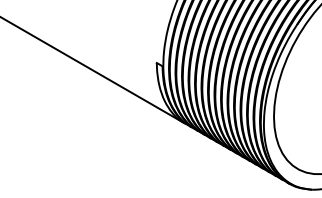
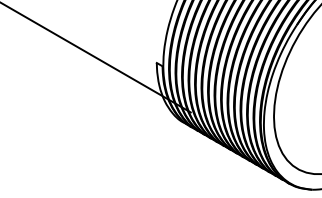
line position: (93, 70) -> (96, 57) (96, 57)
